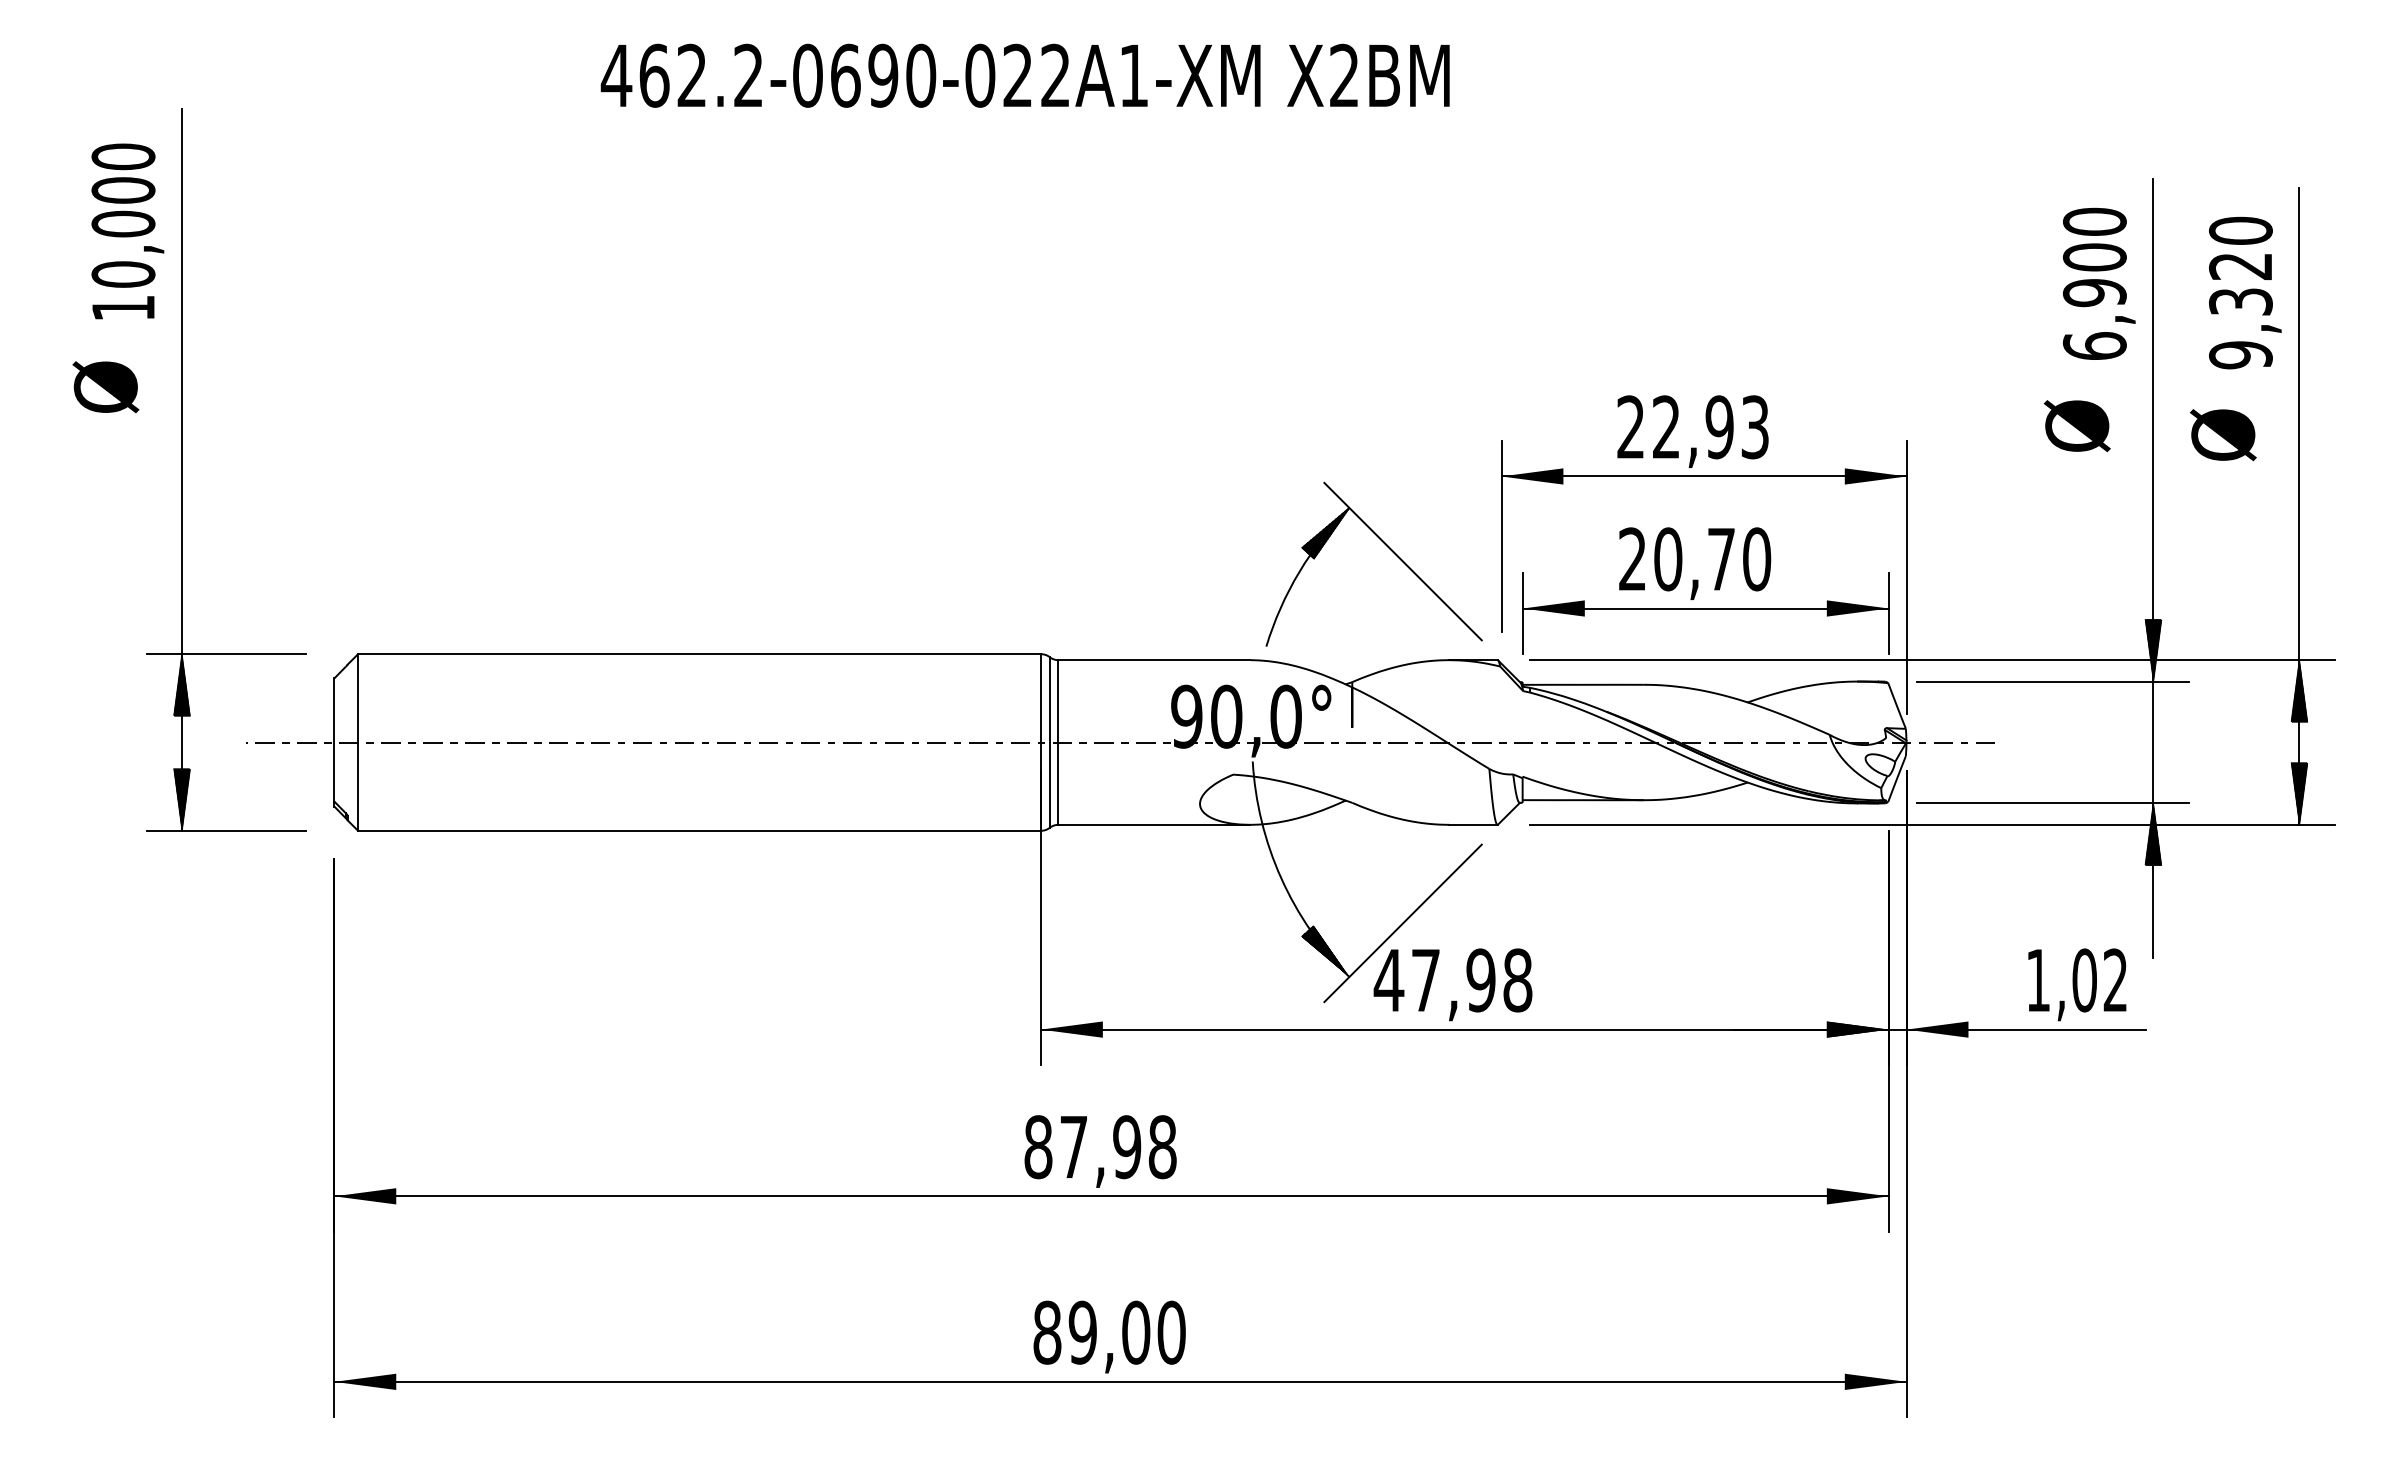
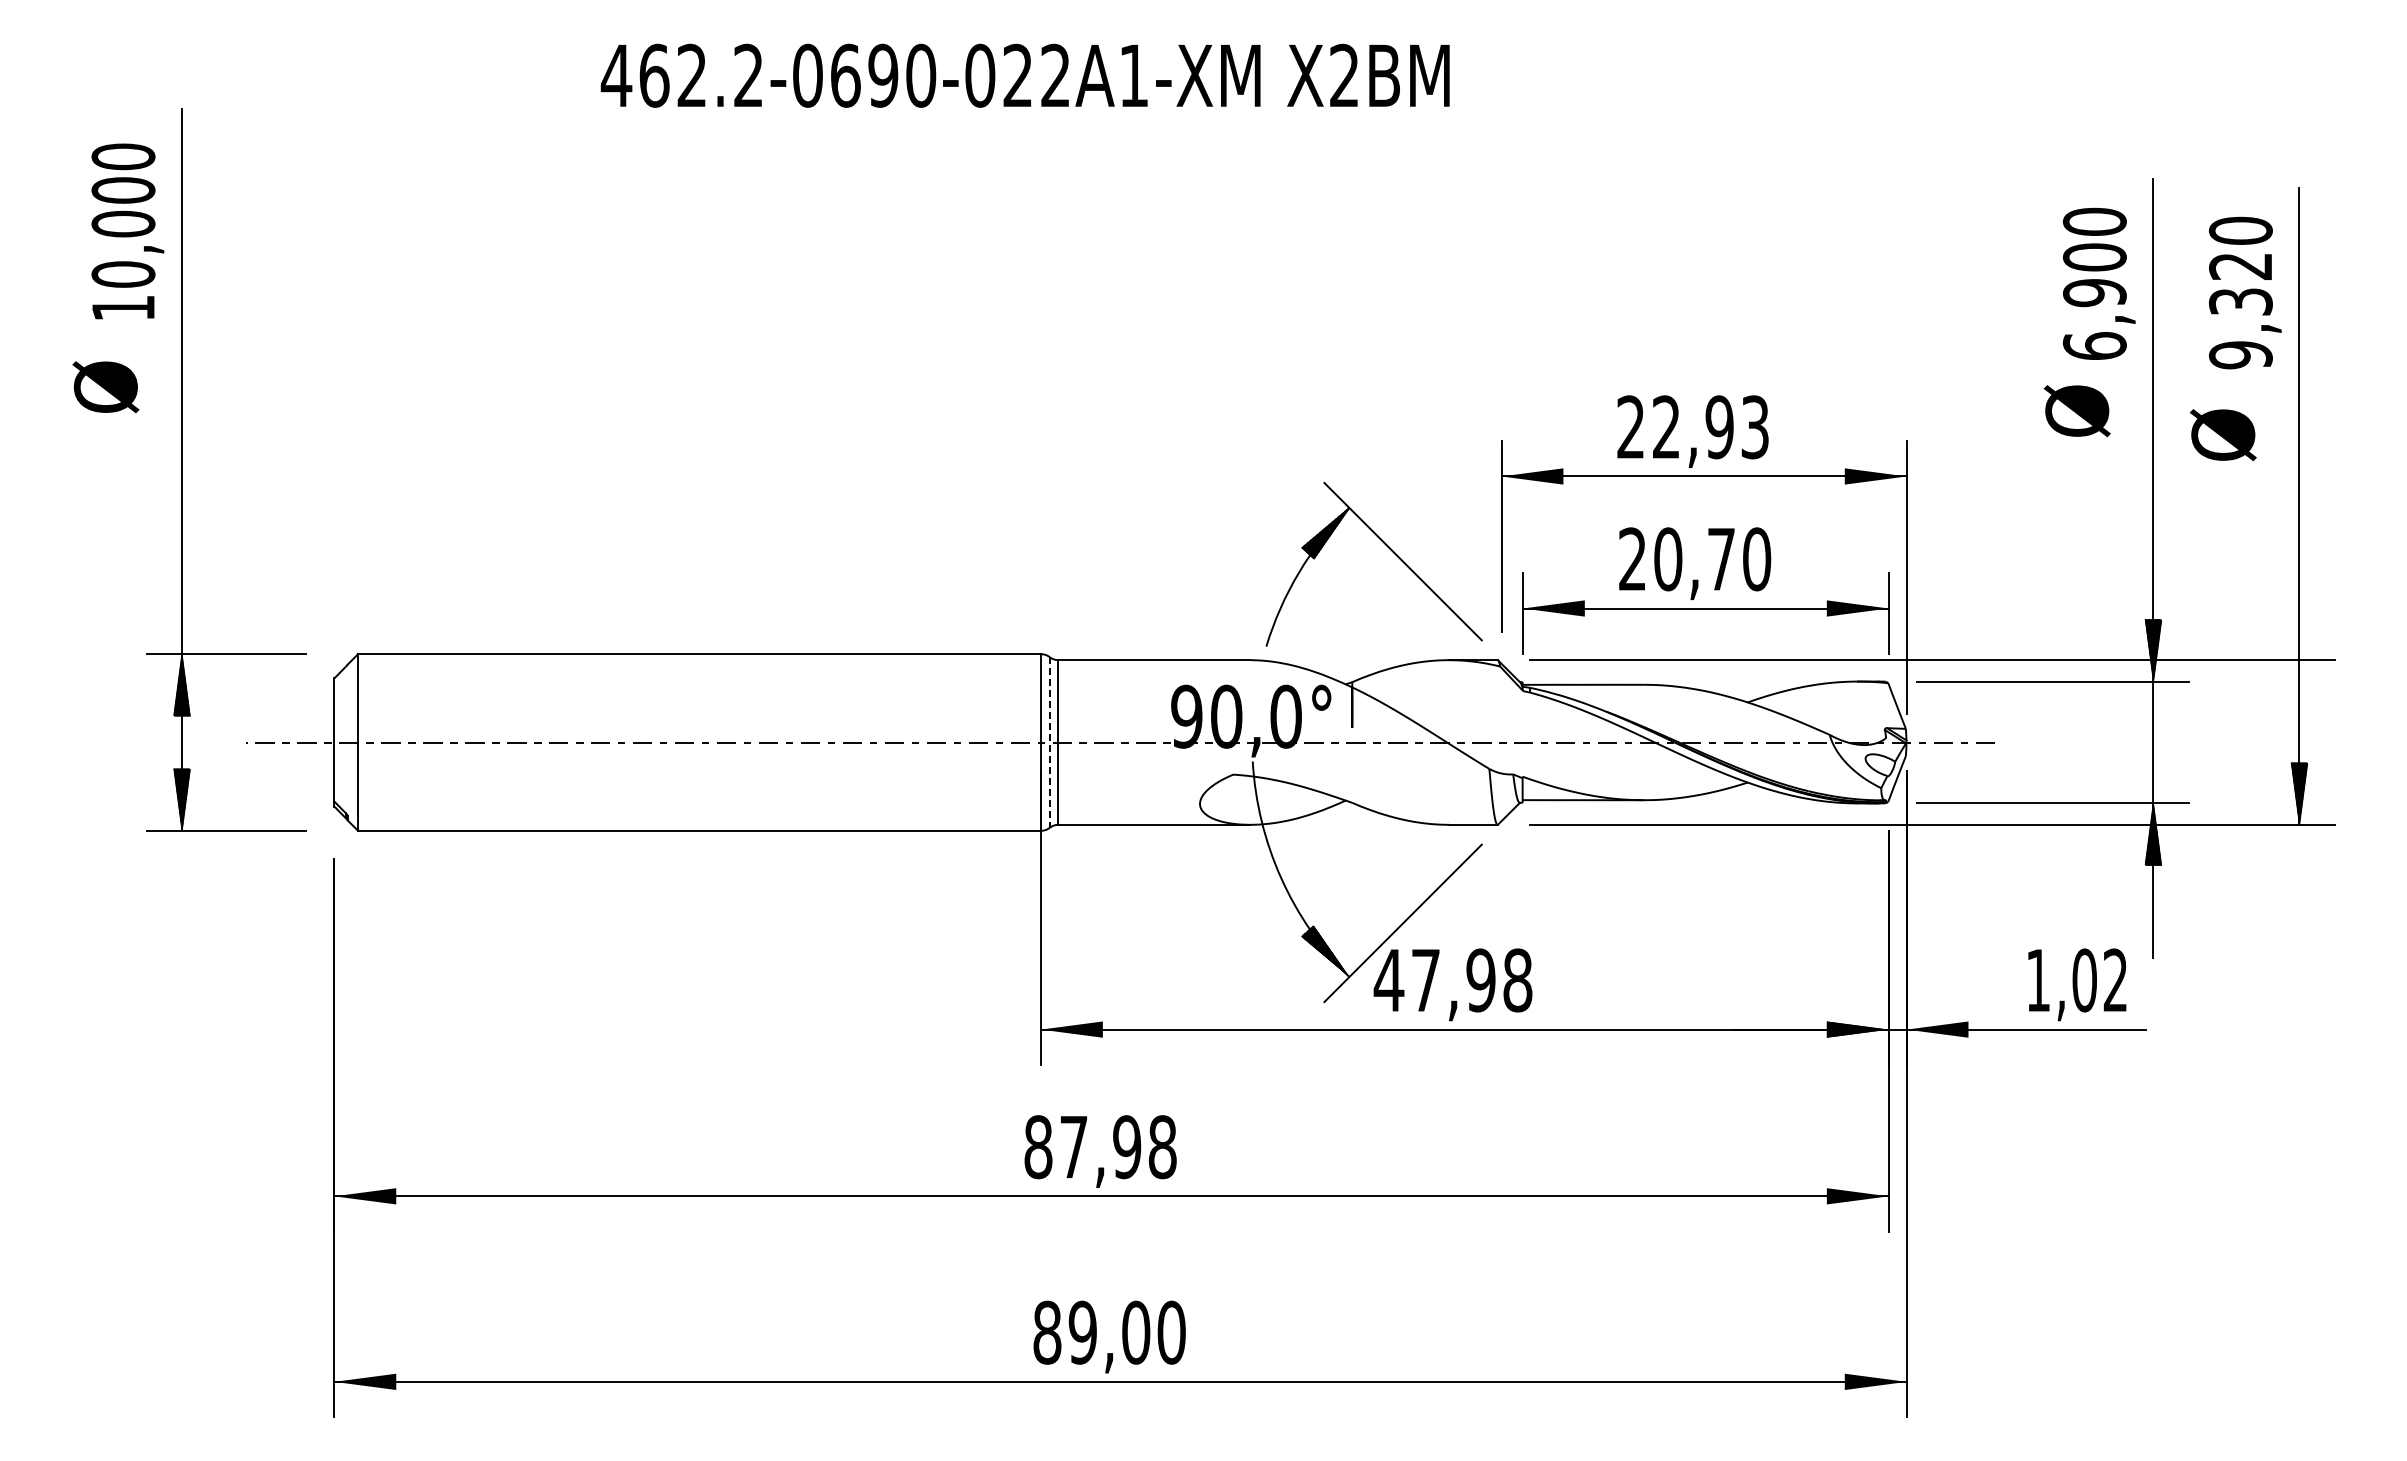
text position: (2076, 426) -> (2076, 411) (2076, 411)
hatch: present -> none (2299, 691)
line: solid -> dashed (1049, 743)
